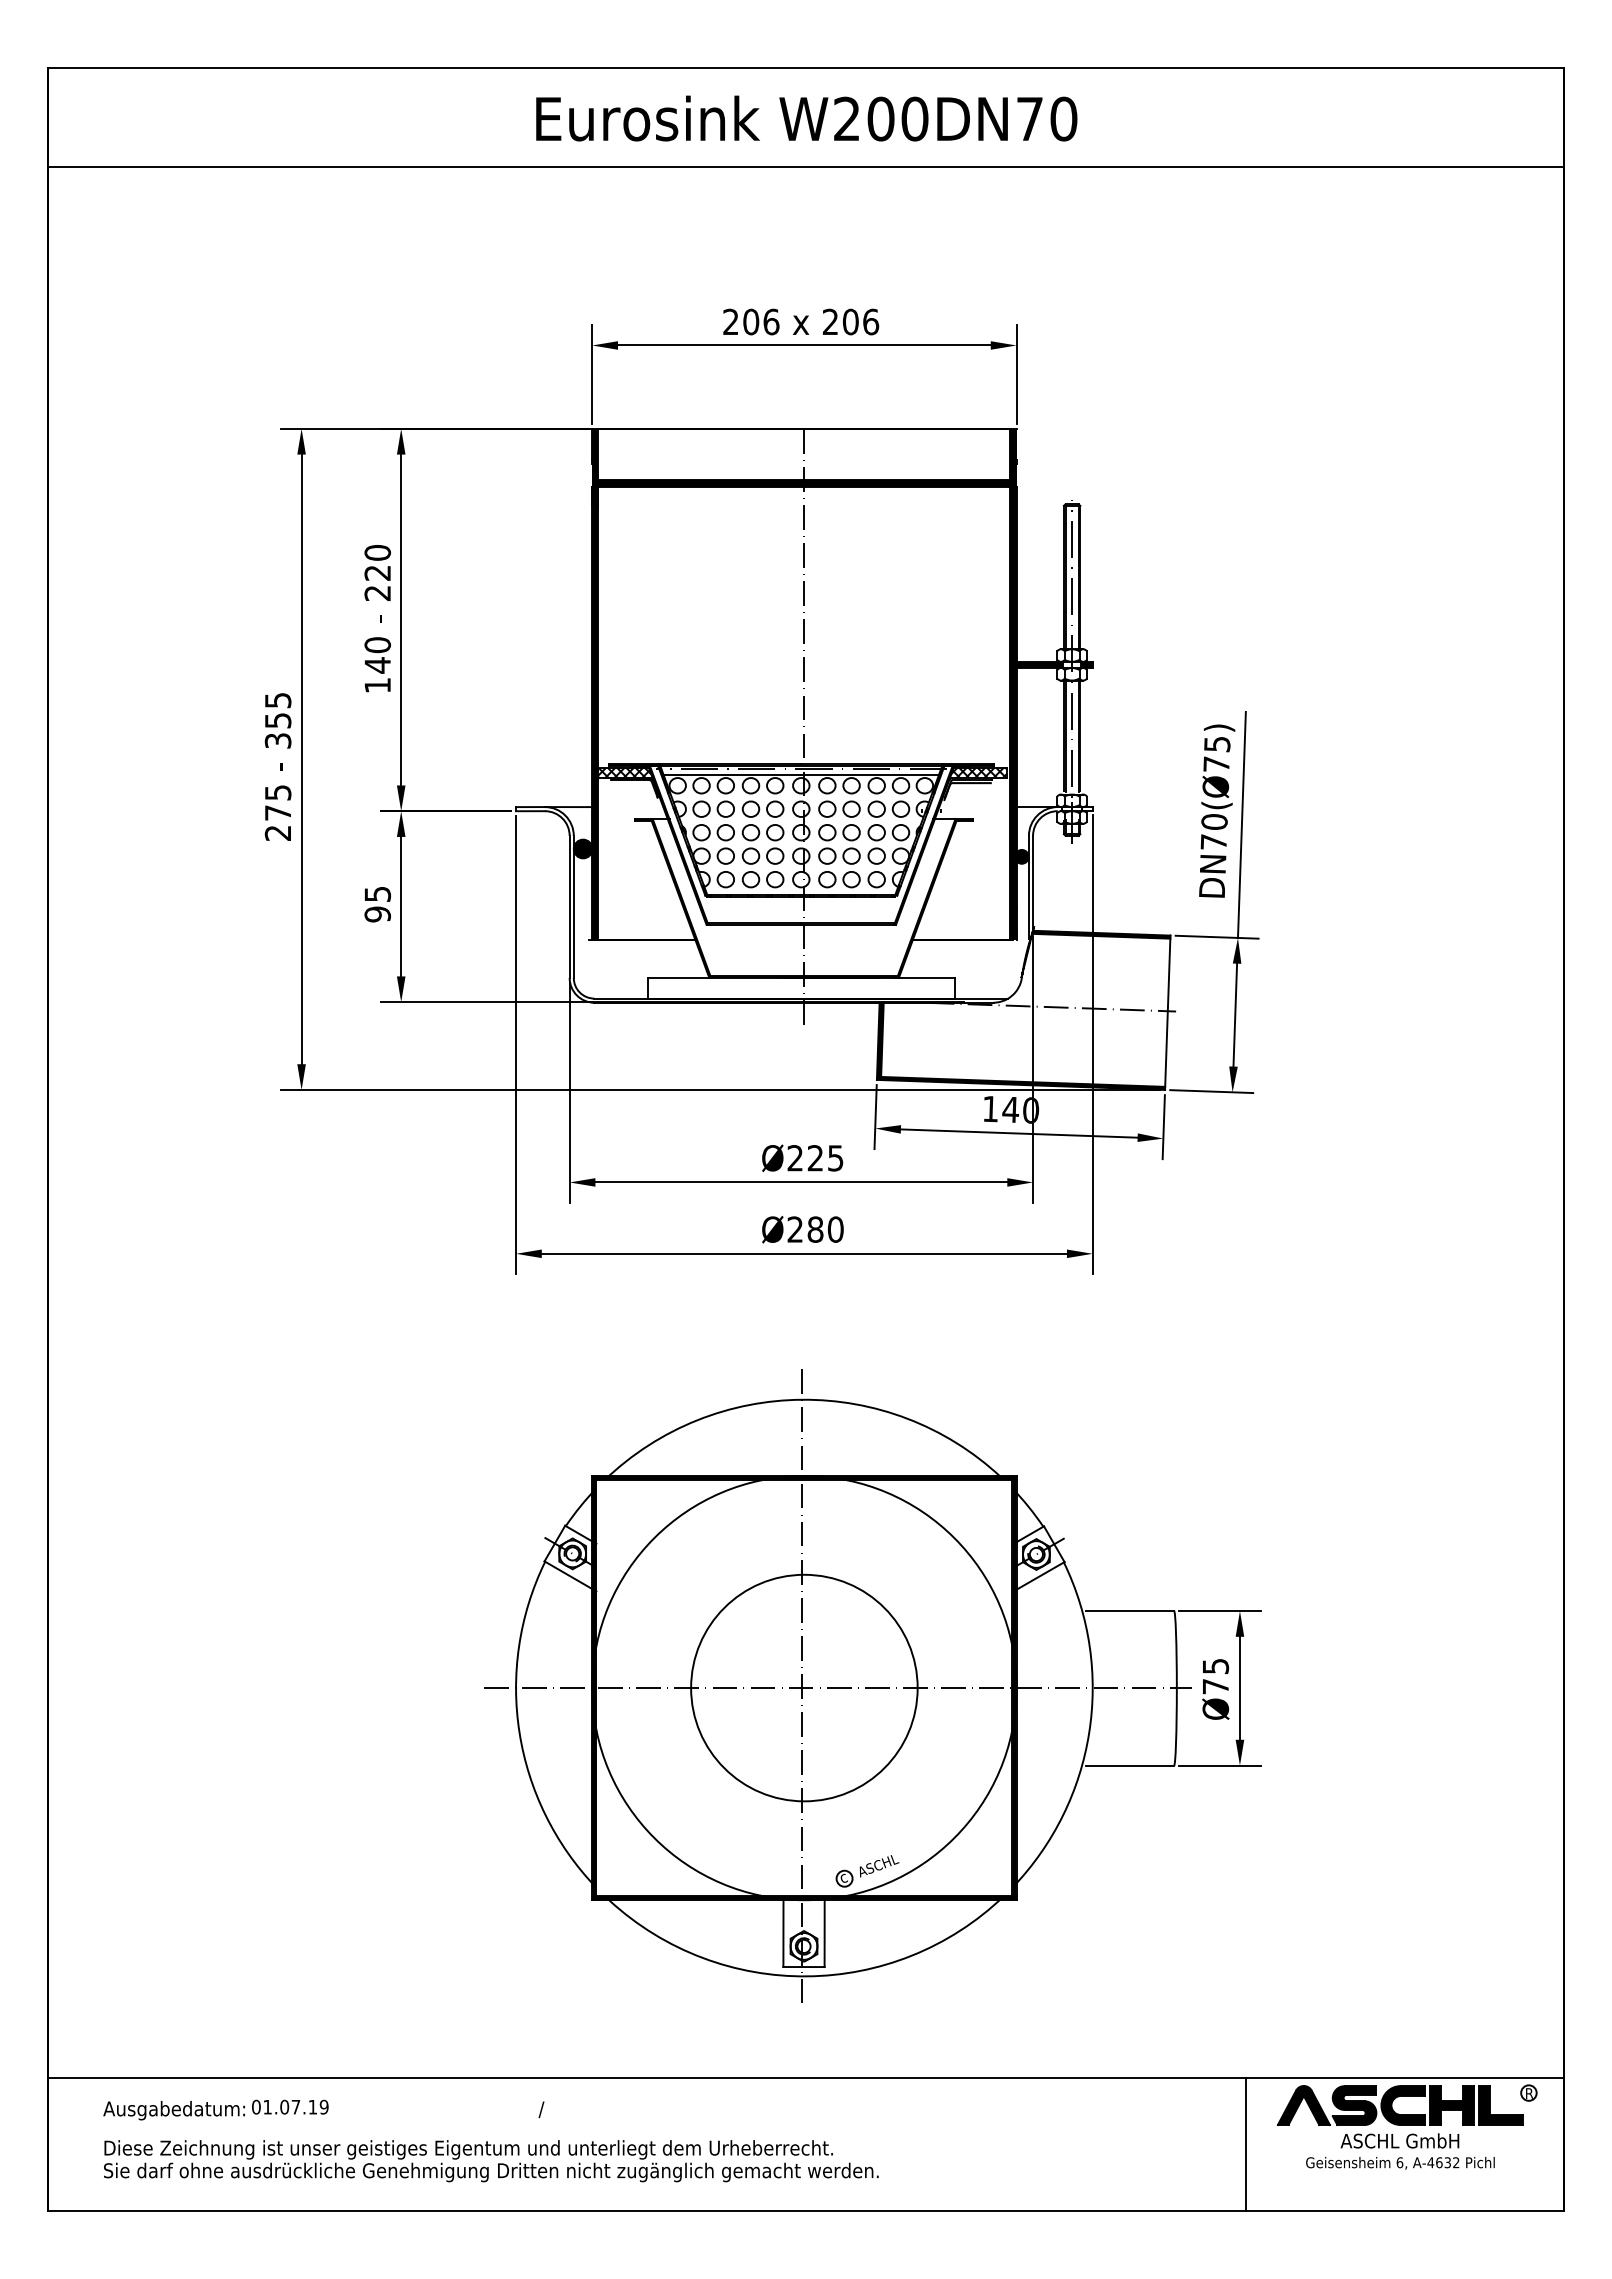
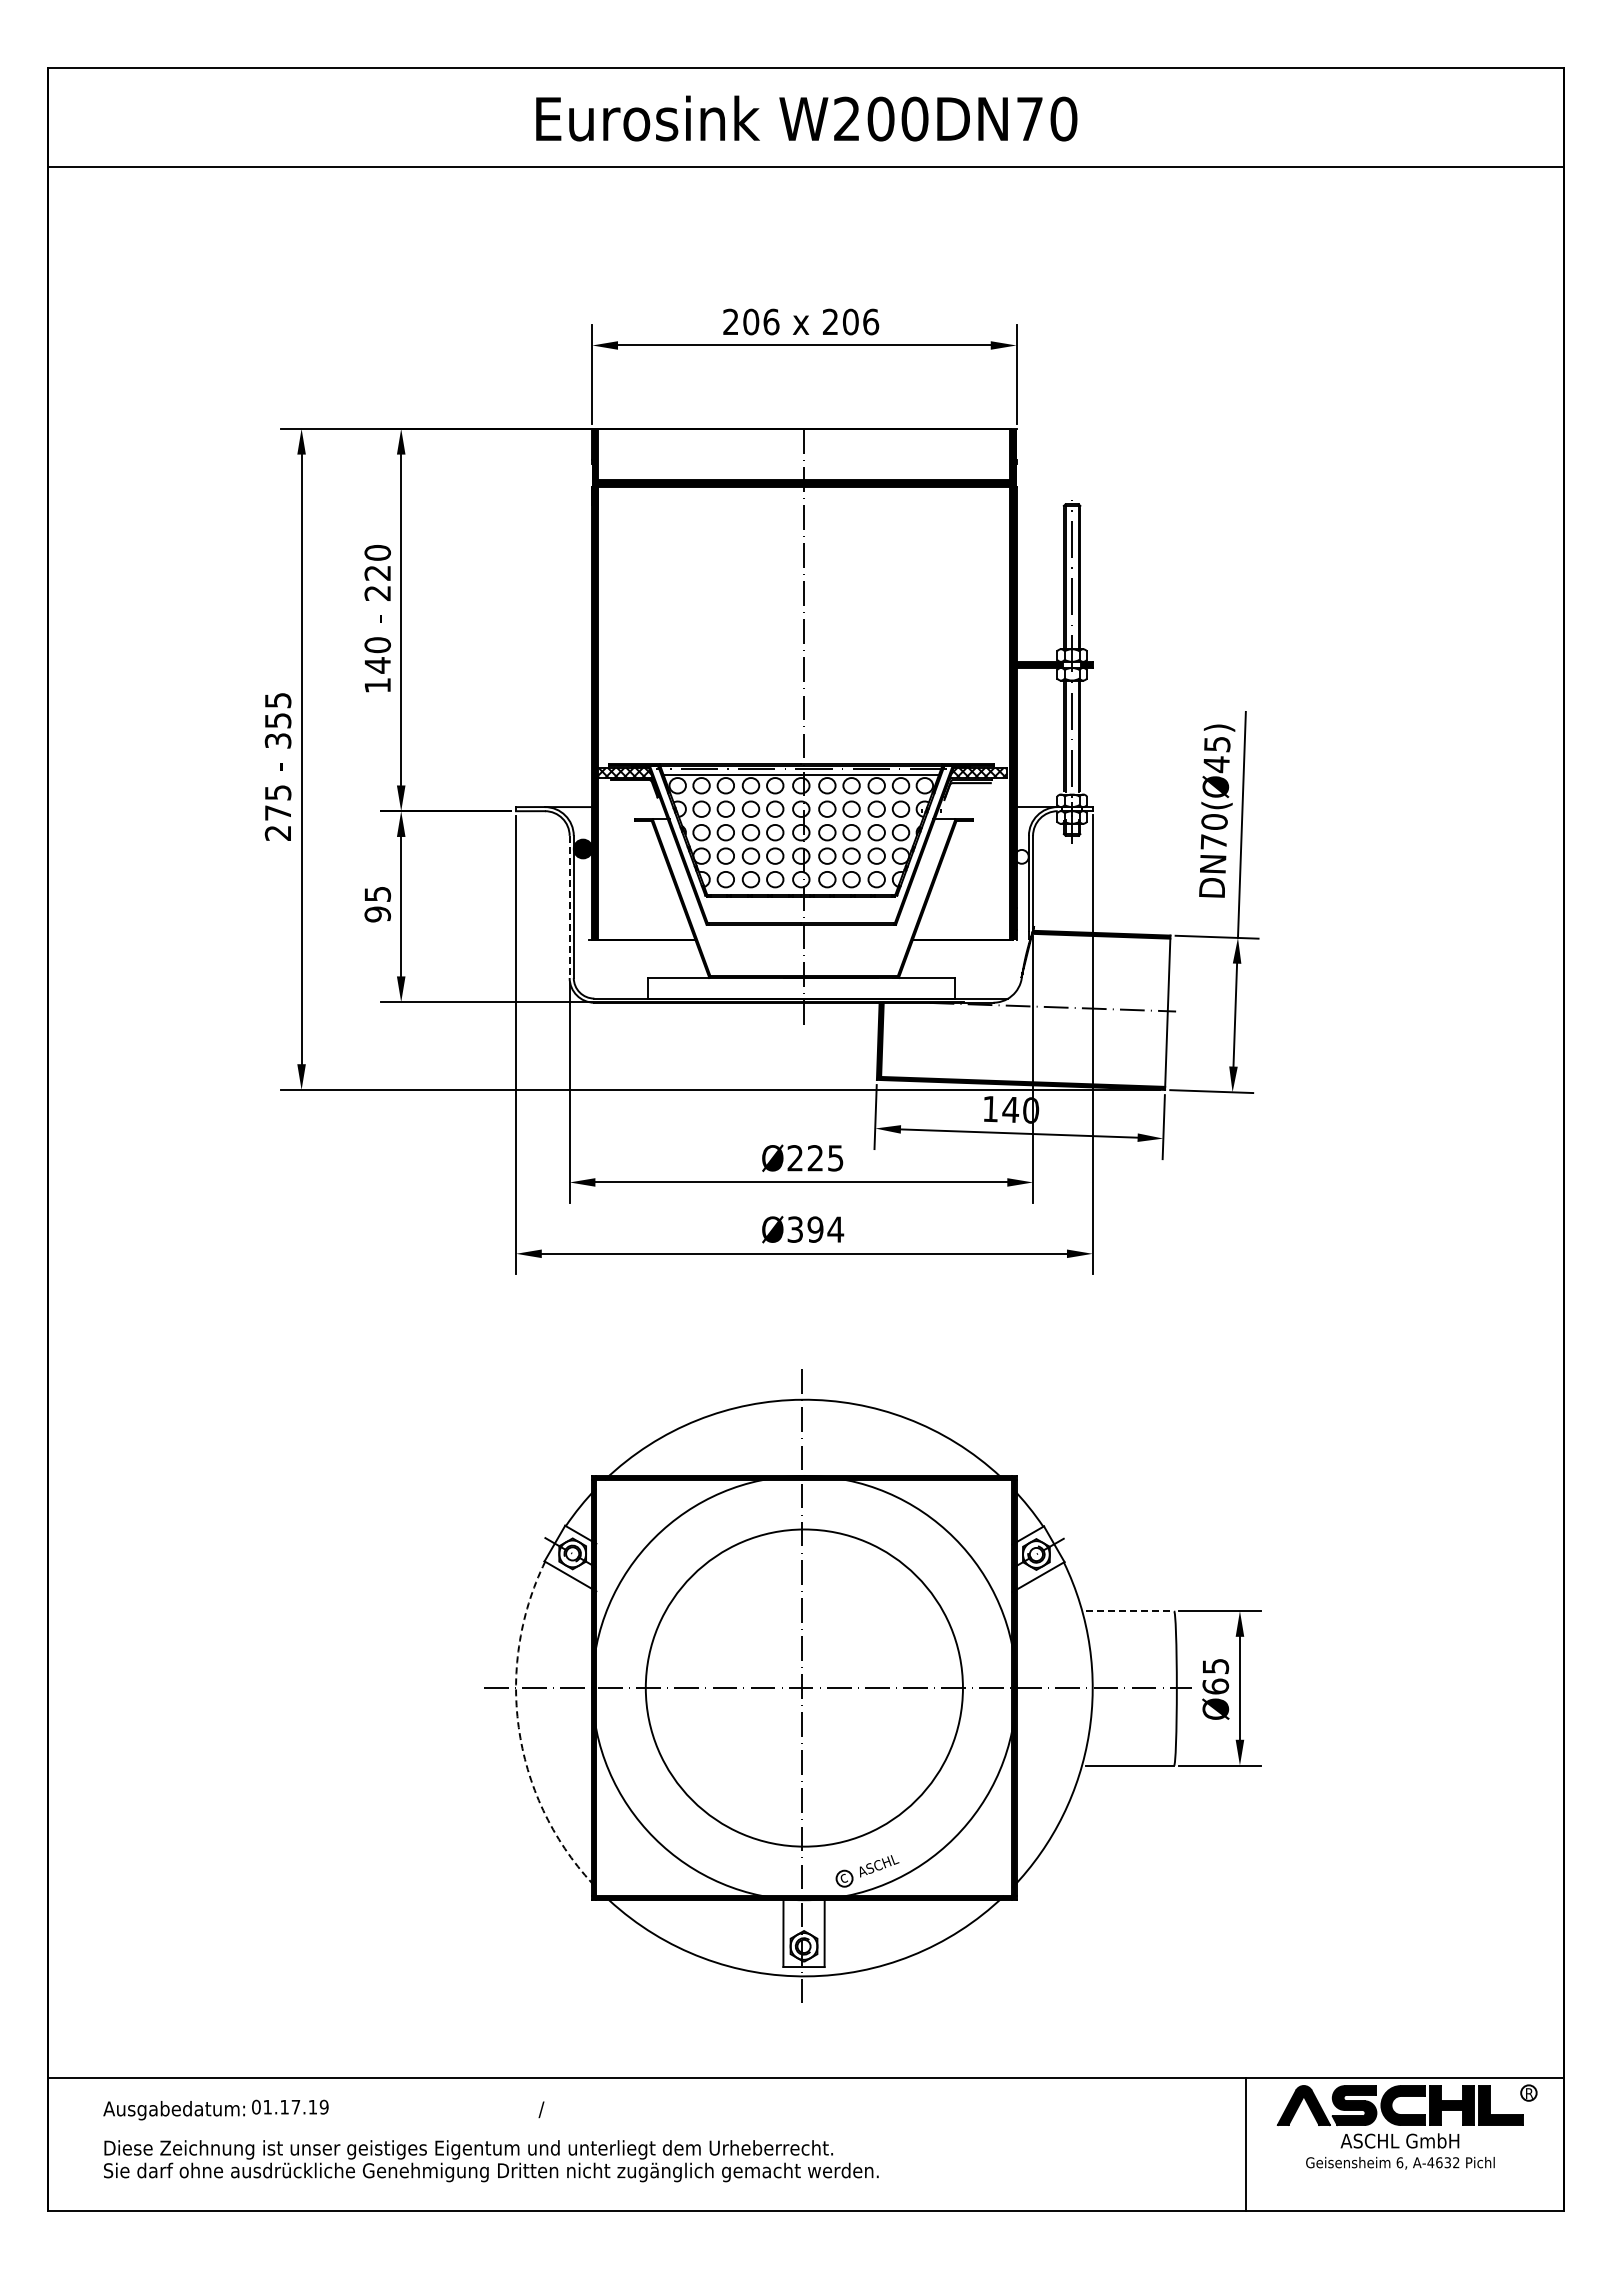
text: DN70(Ø75) -> DN70(Ø45) (1216, 764)
fill: present -> none (1022, 856)
line: solid -> dashed (569, 907)
text: Ø280 -> Ø394 (815, 1229)
line: solid -> dashed (1130, 1611)
text: Ø75 -> Ø65 (1215, 1686)
circle diameter: 227 px -> 317 px (803, 1687)
arc: solid -> dashed (519, 1732)
text: 01.07.19 -> 01.17.19 (284, 2106)
